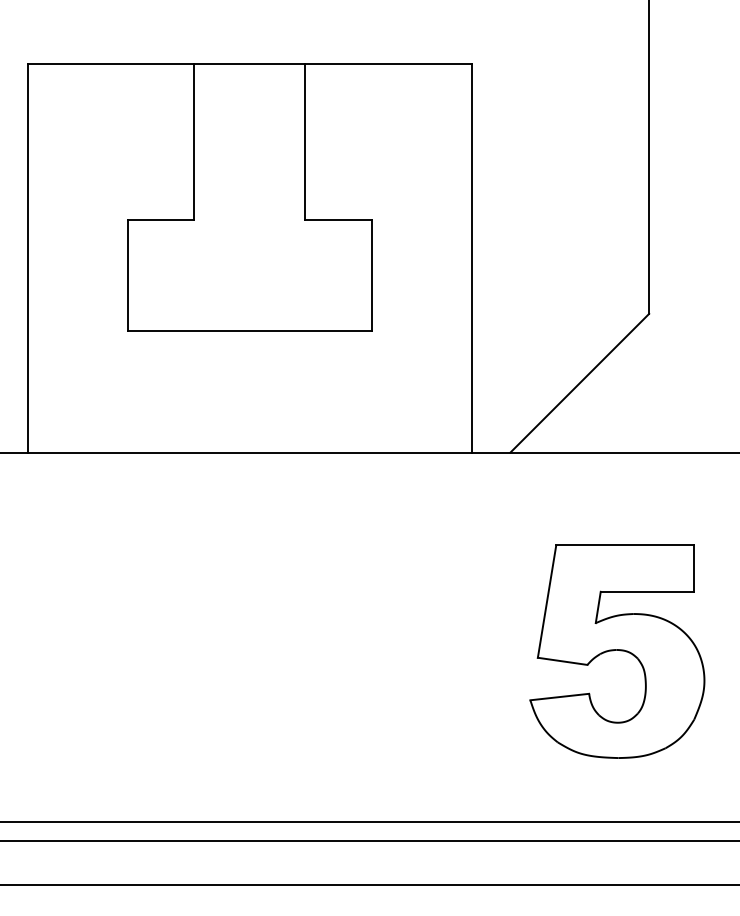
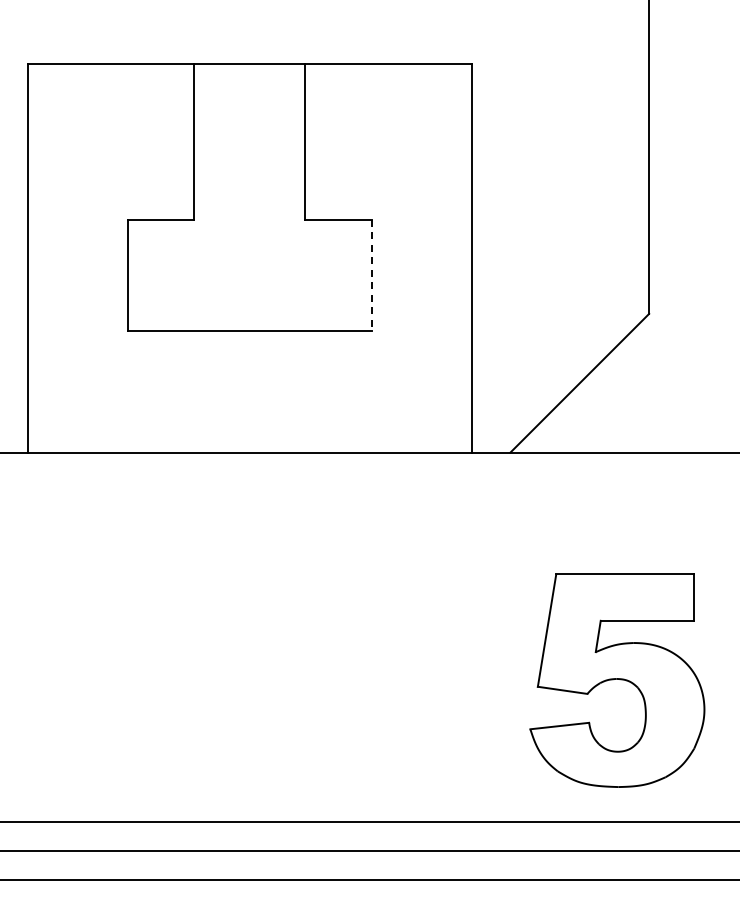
line: solid -> dashed (371, 275)
part position: (617, 651) -> (617, 680) (617, 680)
line position: (369, 841) -> (369, 851) (369, 851)
line position: (369, 885) -> (369, 880) (369, 880)
